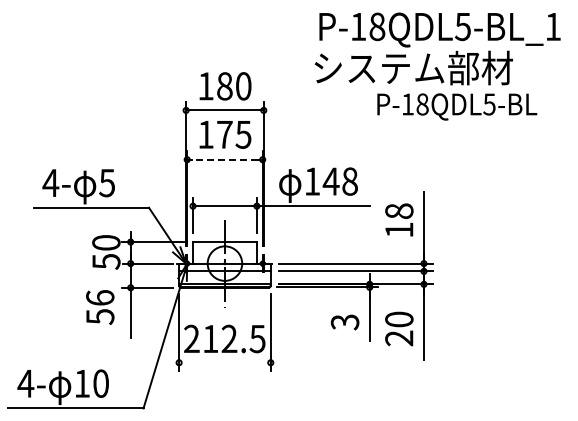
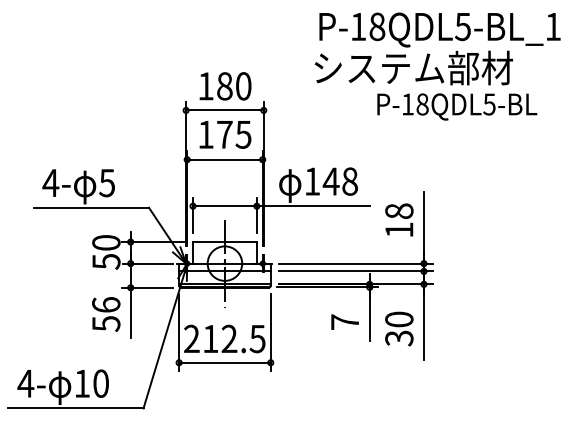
line: dashed -> solid (224, 159)
text position: (100, 307) -> (106, 314) (106, 314)
text: 3 -> 7 (344, 322)
text: 20 -> 30 (399, 338)
line: none -> present (224, 362)
